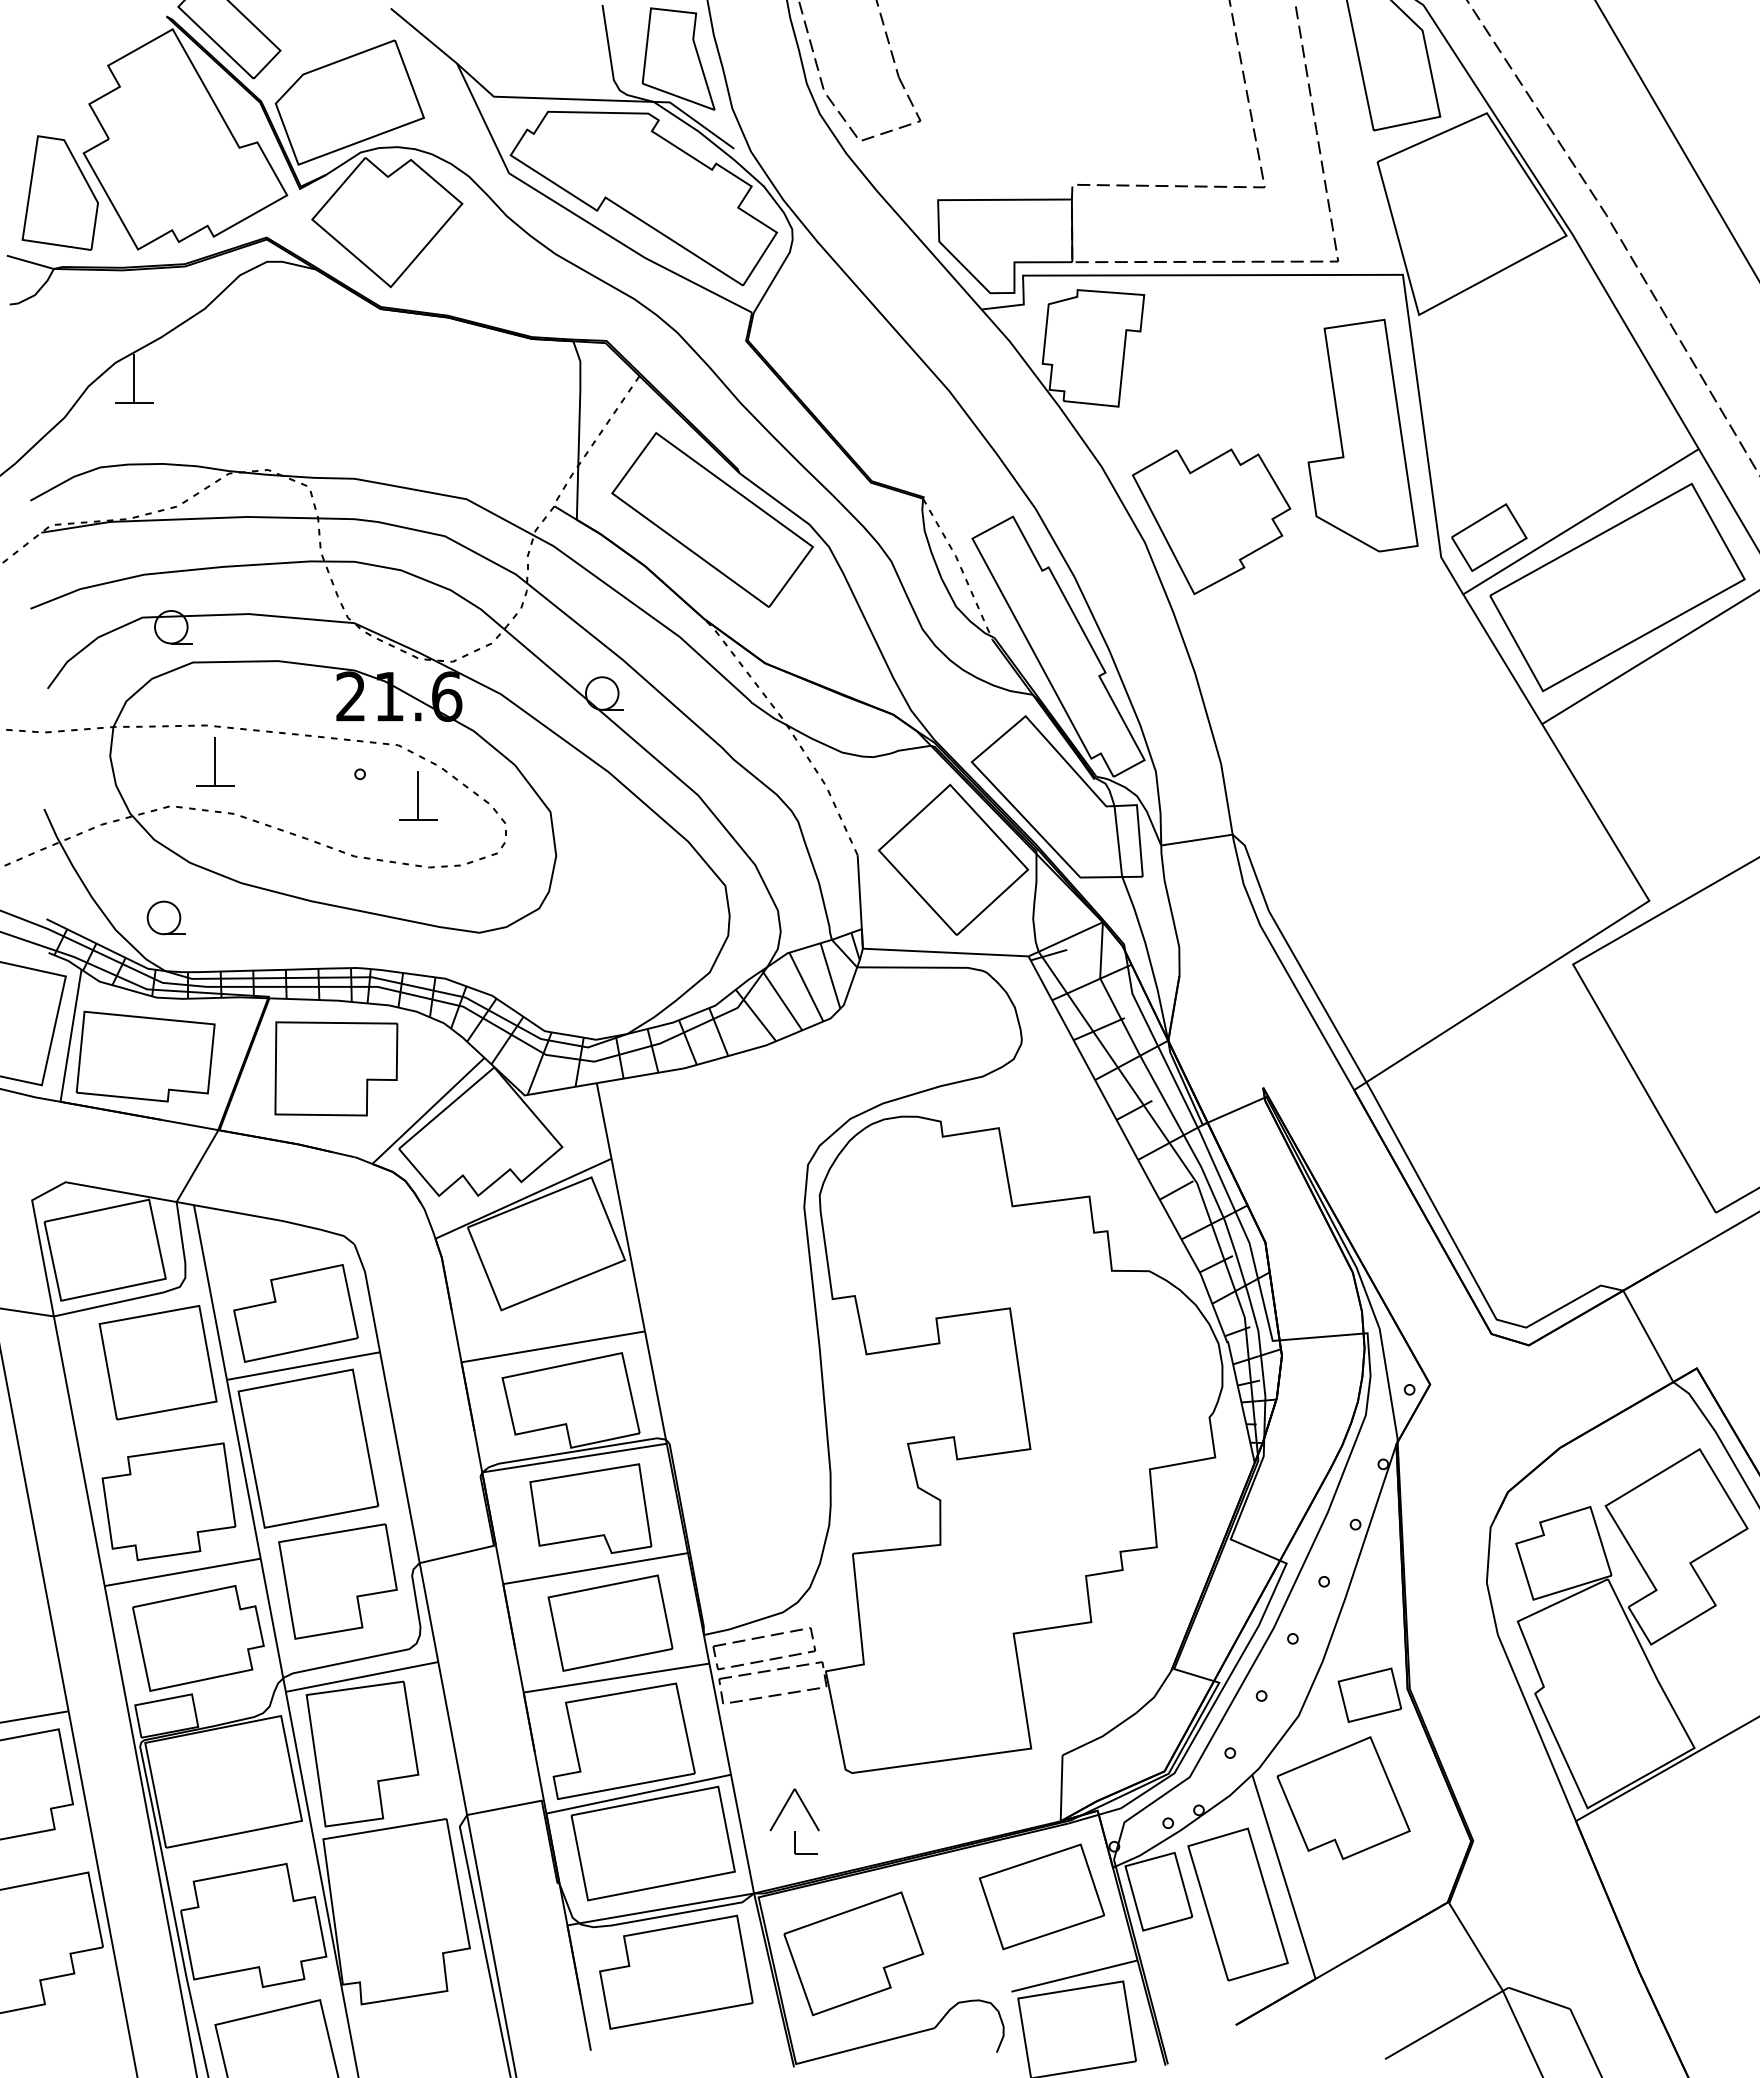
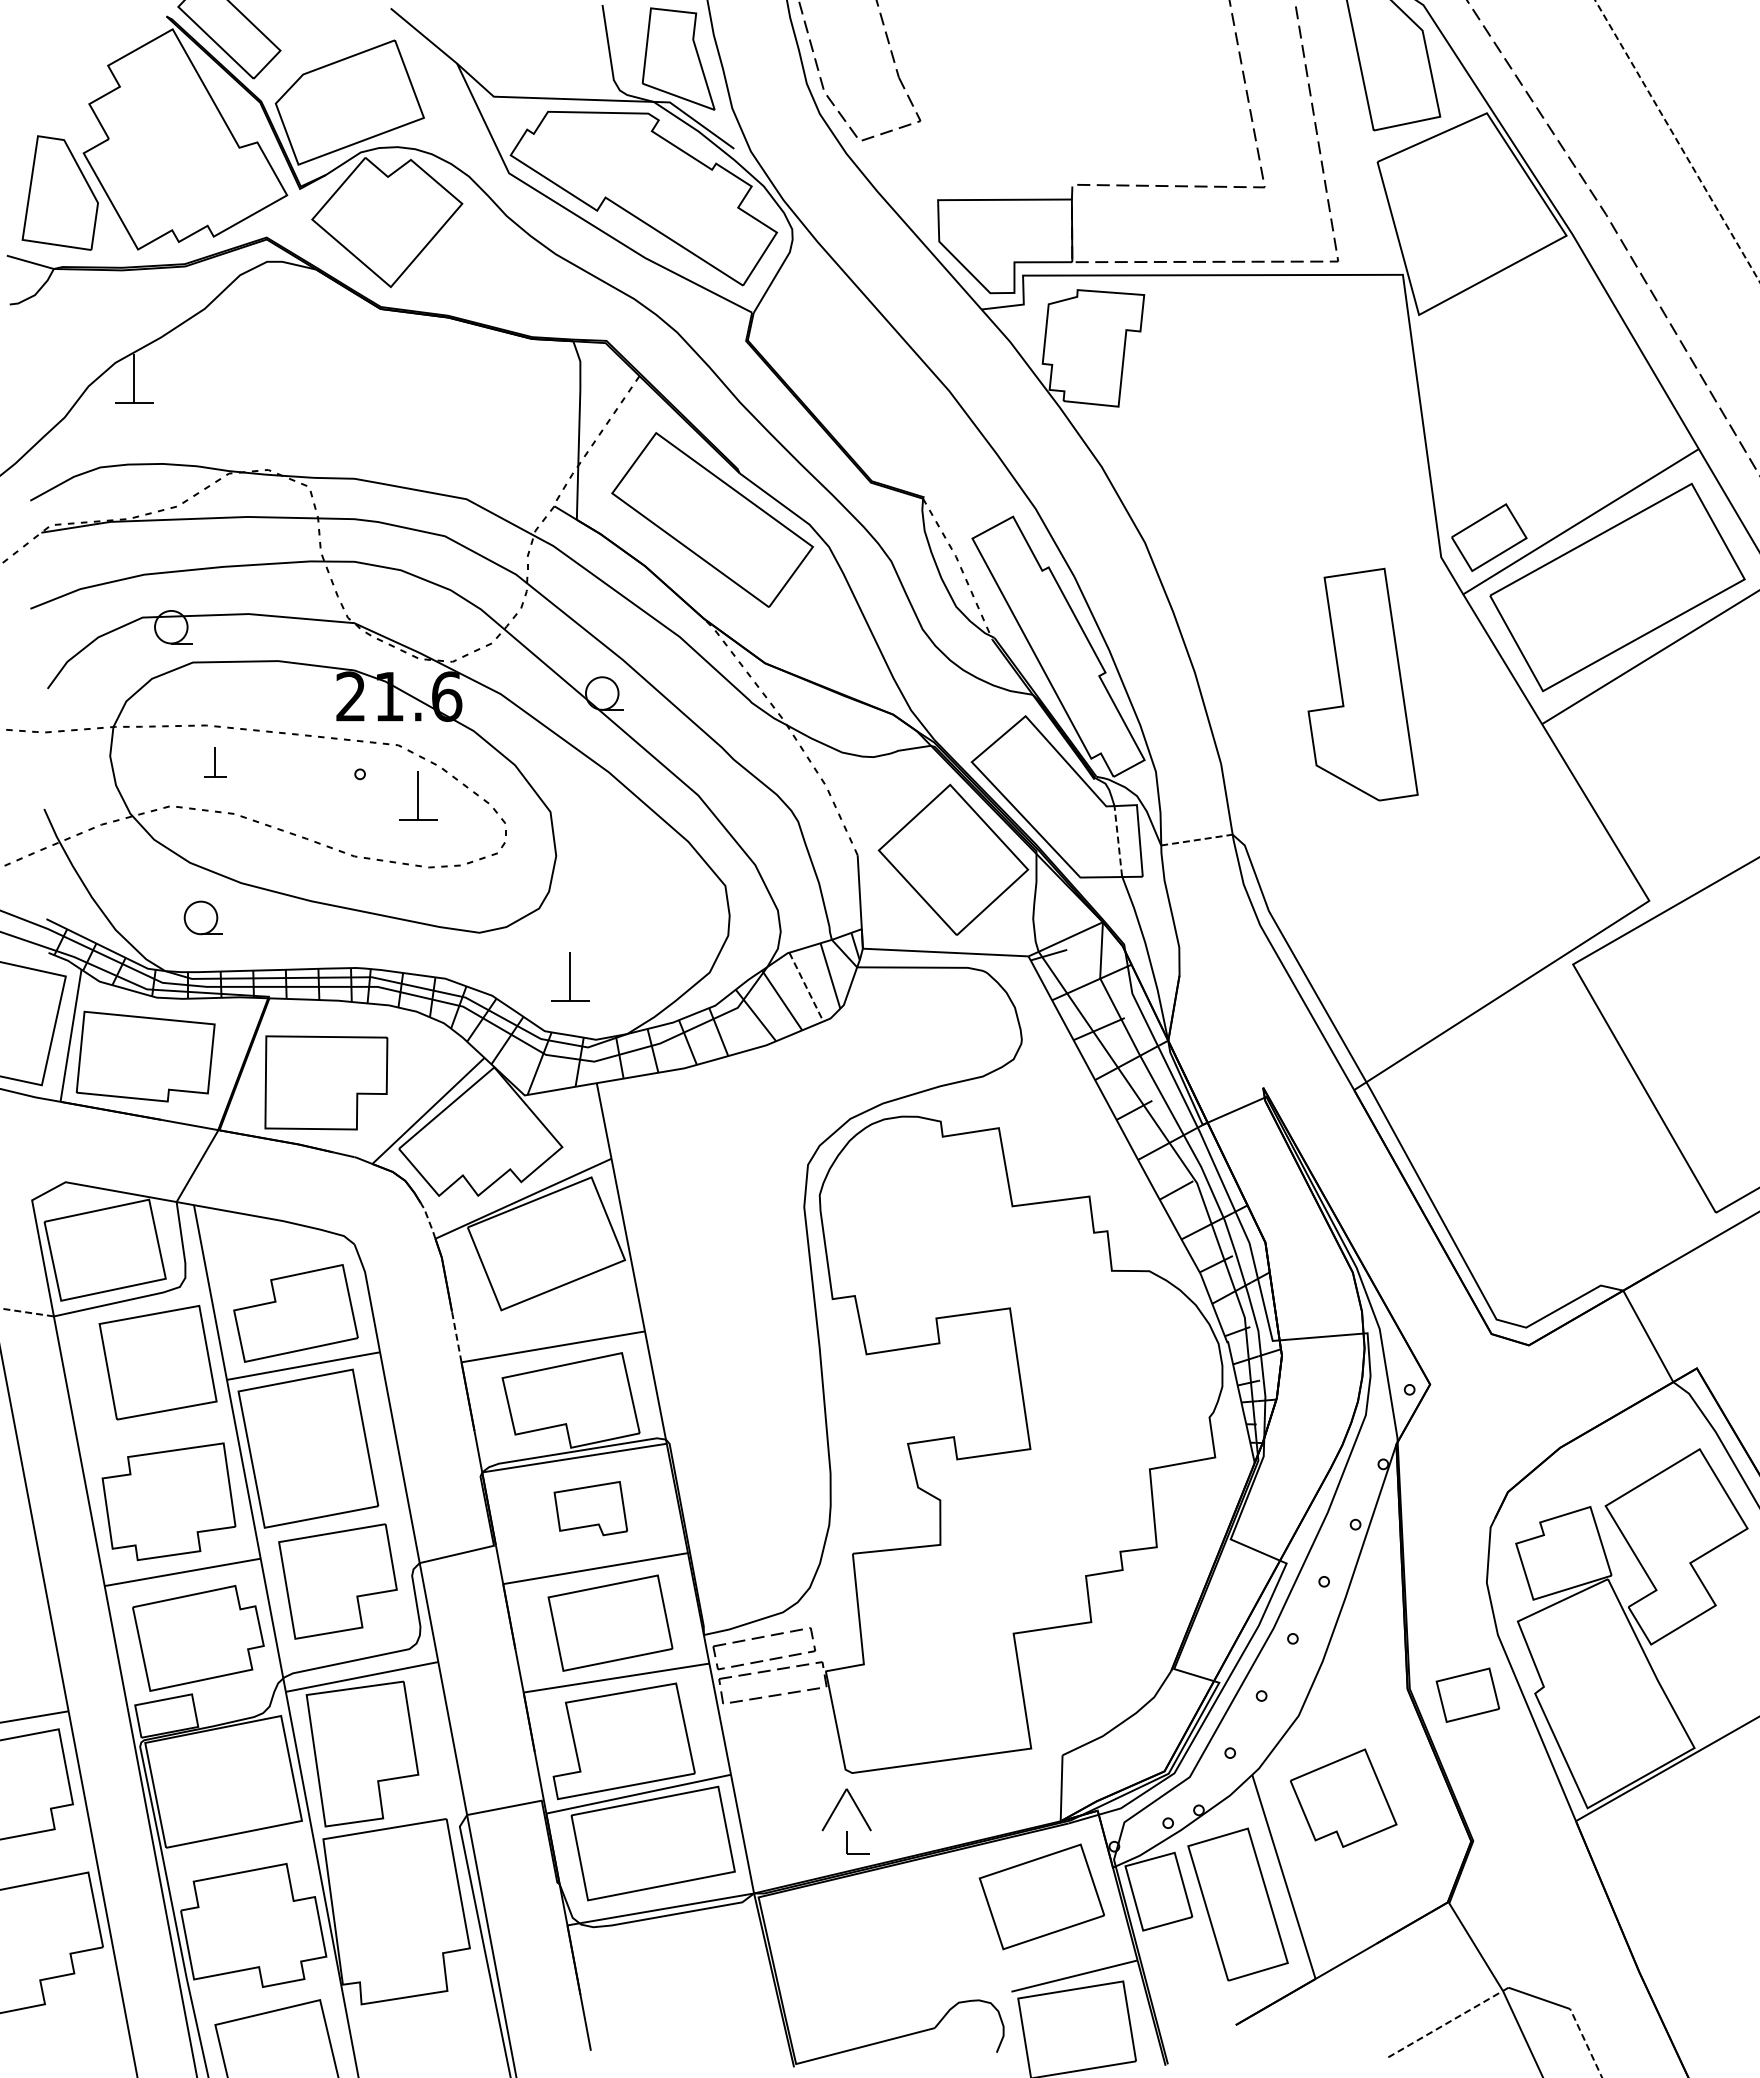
line: solid -> dashed (1677, 141)
part position: (1362, 435) -> (1362, 684) (1362, 684)
part: present -> none (1211, 521)
part size: 39x50 px -> 23x31 px (215, 762)
line: solid -> dashed (1118, 840)
line: solid -> dashed (1197, 840)
part position: (165, 917) -> (202, 917) (202, 917)
part: none -> present (570, 976)
line: solid -> dashed (806, 987)
part position: (336, 1068) -> (326, 1082) (326, 1082)
line: solid -> dashed (428, 1220)
line: solid -> dashed (27, 1312)
line: solid -> dashed (456, 1336)
part size: 124x91 px -> 76x56 px (590, 1508)
part position: (1369, 1694) -> (1467, 1694) (1467, 1694)
part size: 135x125 px -> 109x100 px (1343, 1797)
part position: (794, 1831) -> (846, 1831) (846, 1831)
part: present -> none (853, 1953)
part: present -> none (676, 1971)
line: solid -> dashed (1446, 2023)
line: solid -> dashed (1586, 2043)
